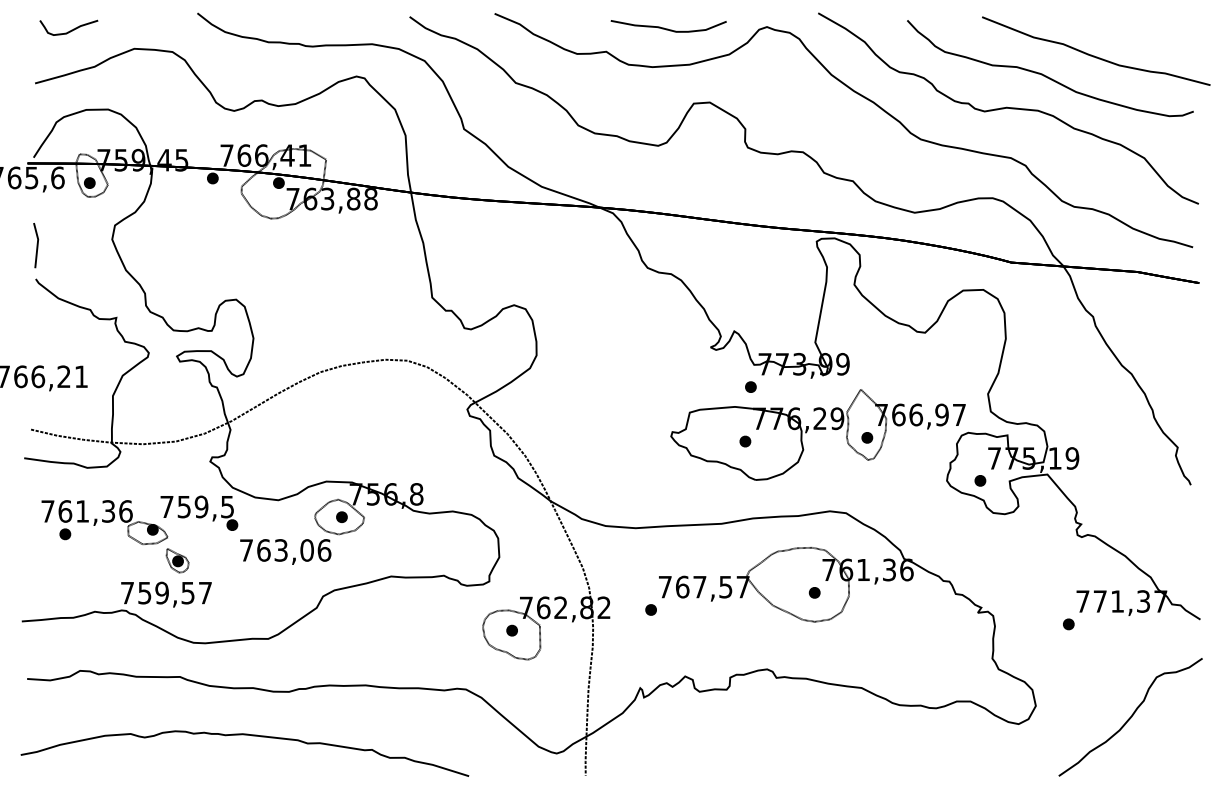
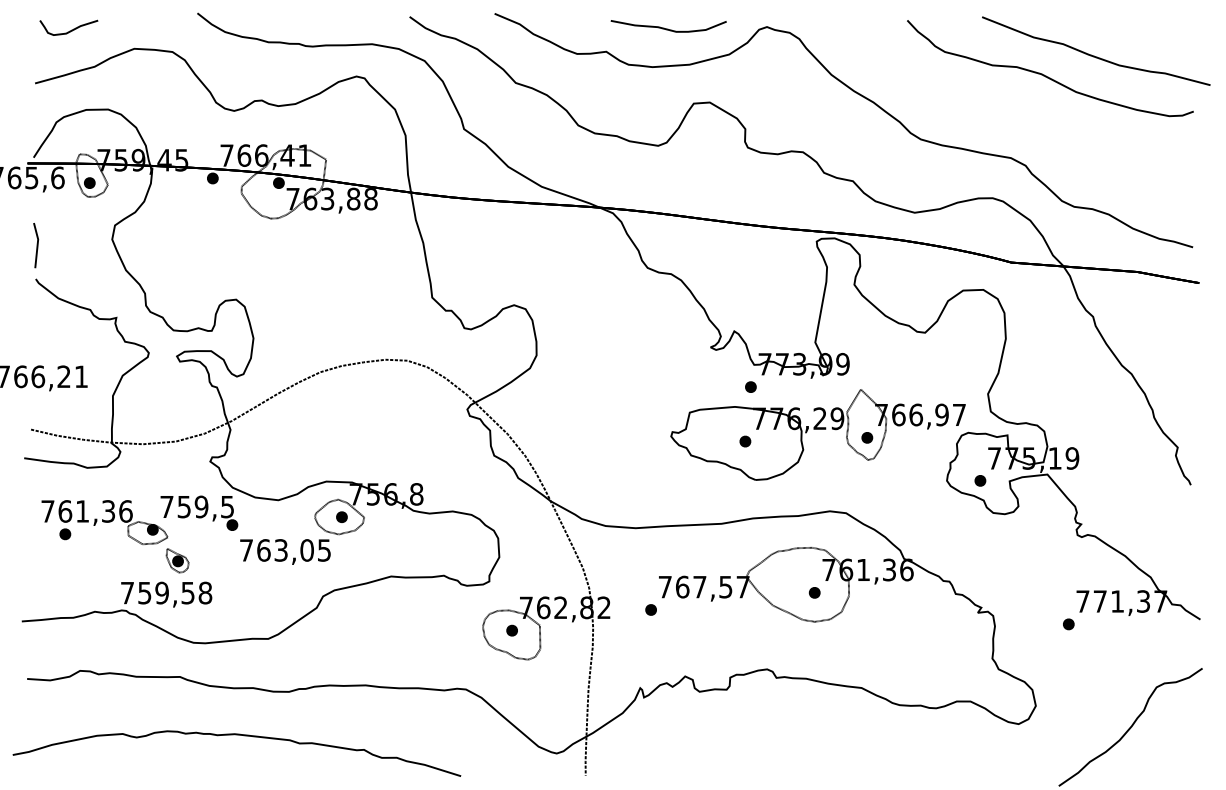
curve: present -> none (1008, 108)
text: 763,06 -> 763,05 (324, 550)
text: 759,57 -> 759,58 (205, 592)
curve position: (1130, 717) -> (1130, 727) (1130, 727)
curve position: (244, 735) -> (236, 735) (236, 735)
